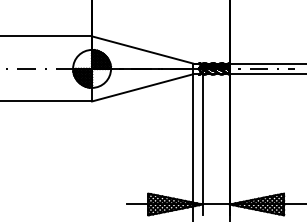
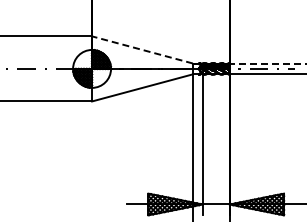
line: solid -> dashed (142, 49)
line: solid -> dashed (267, 63)
